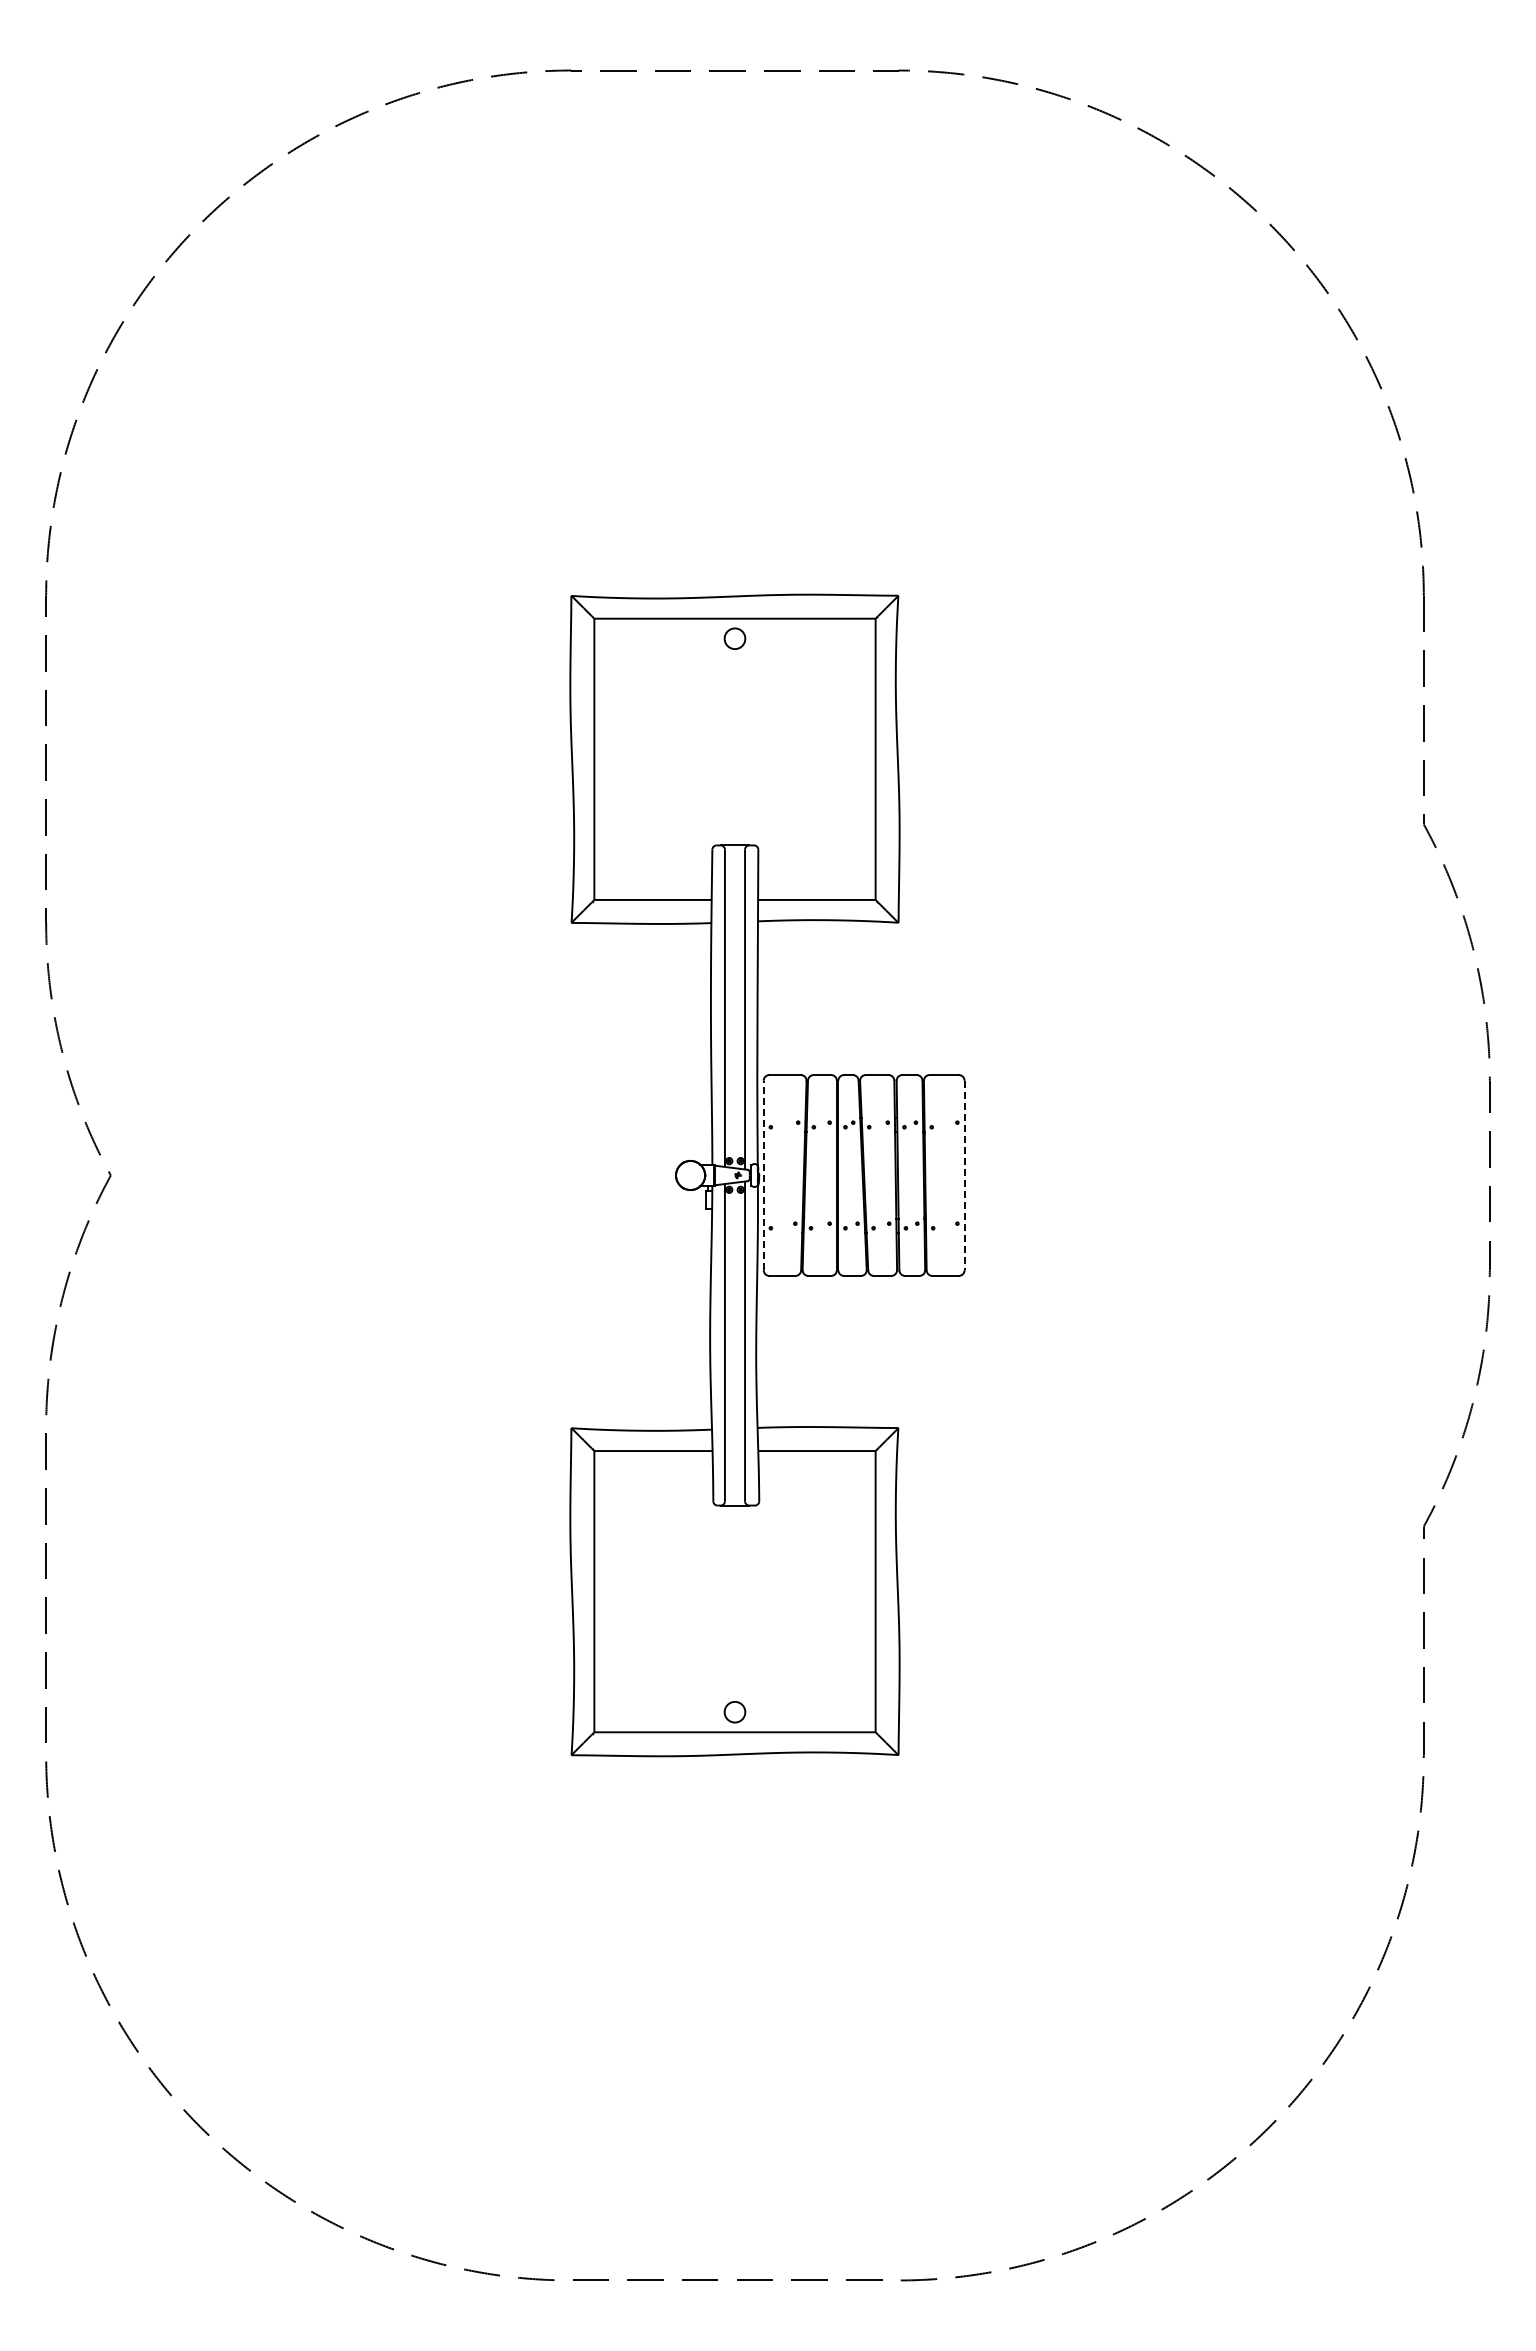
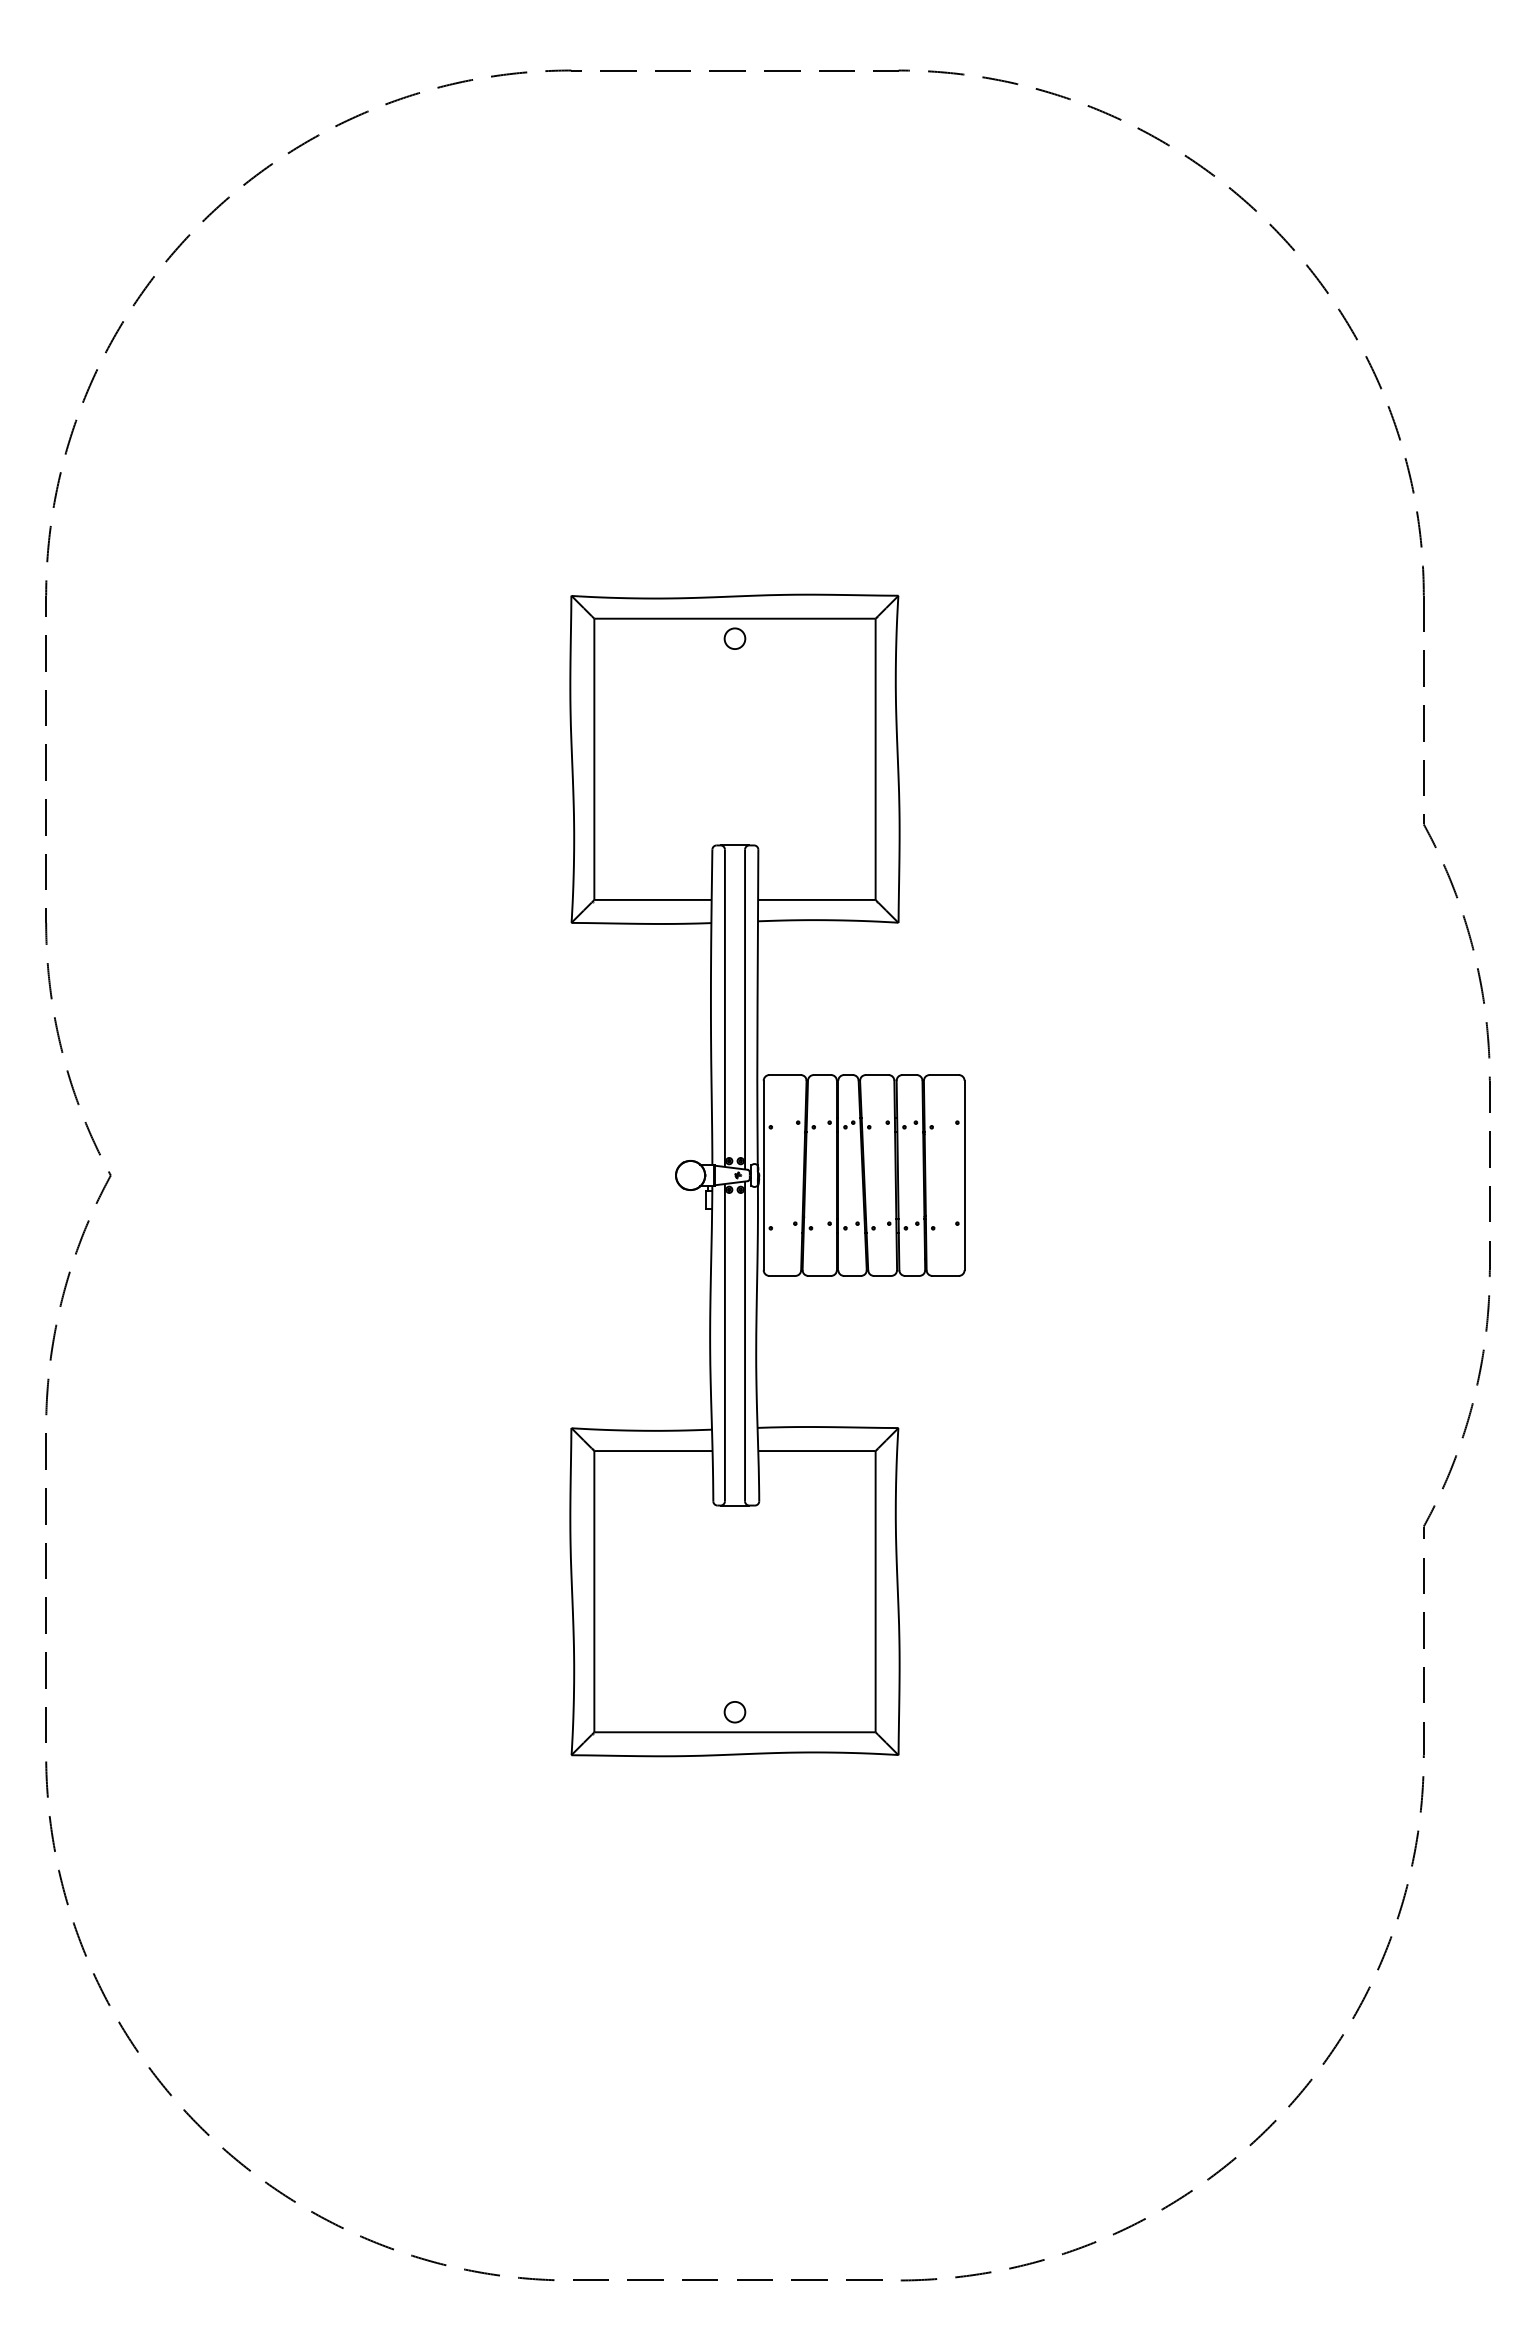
line: dashed -> solid (763, 1175)
line: dashed -> solid (964, 1175)
